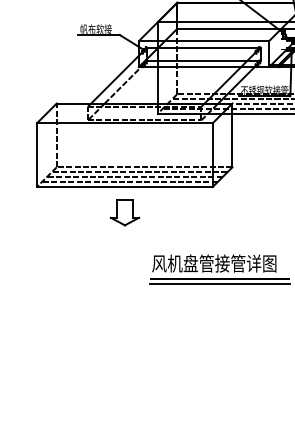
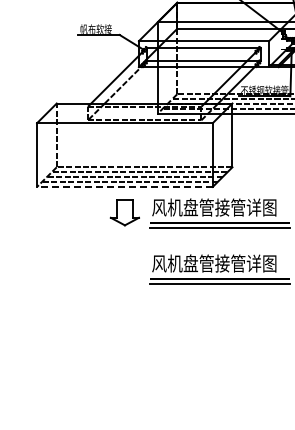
line: solid -> dashed (124, 186)
part: none -> present (219, 213)
